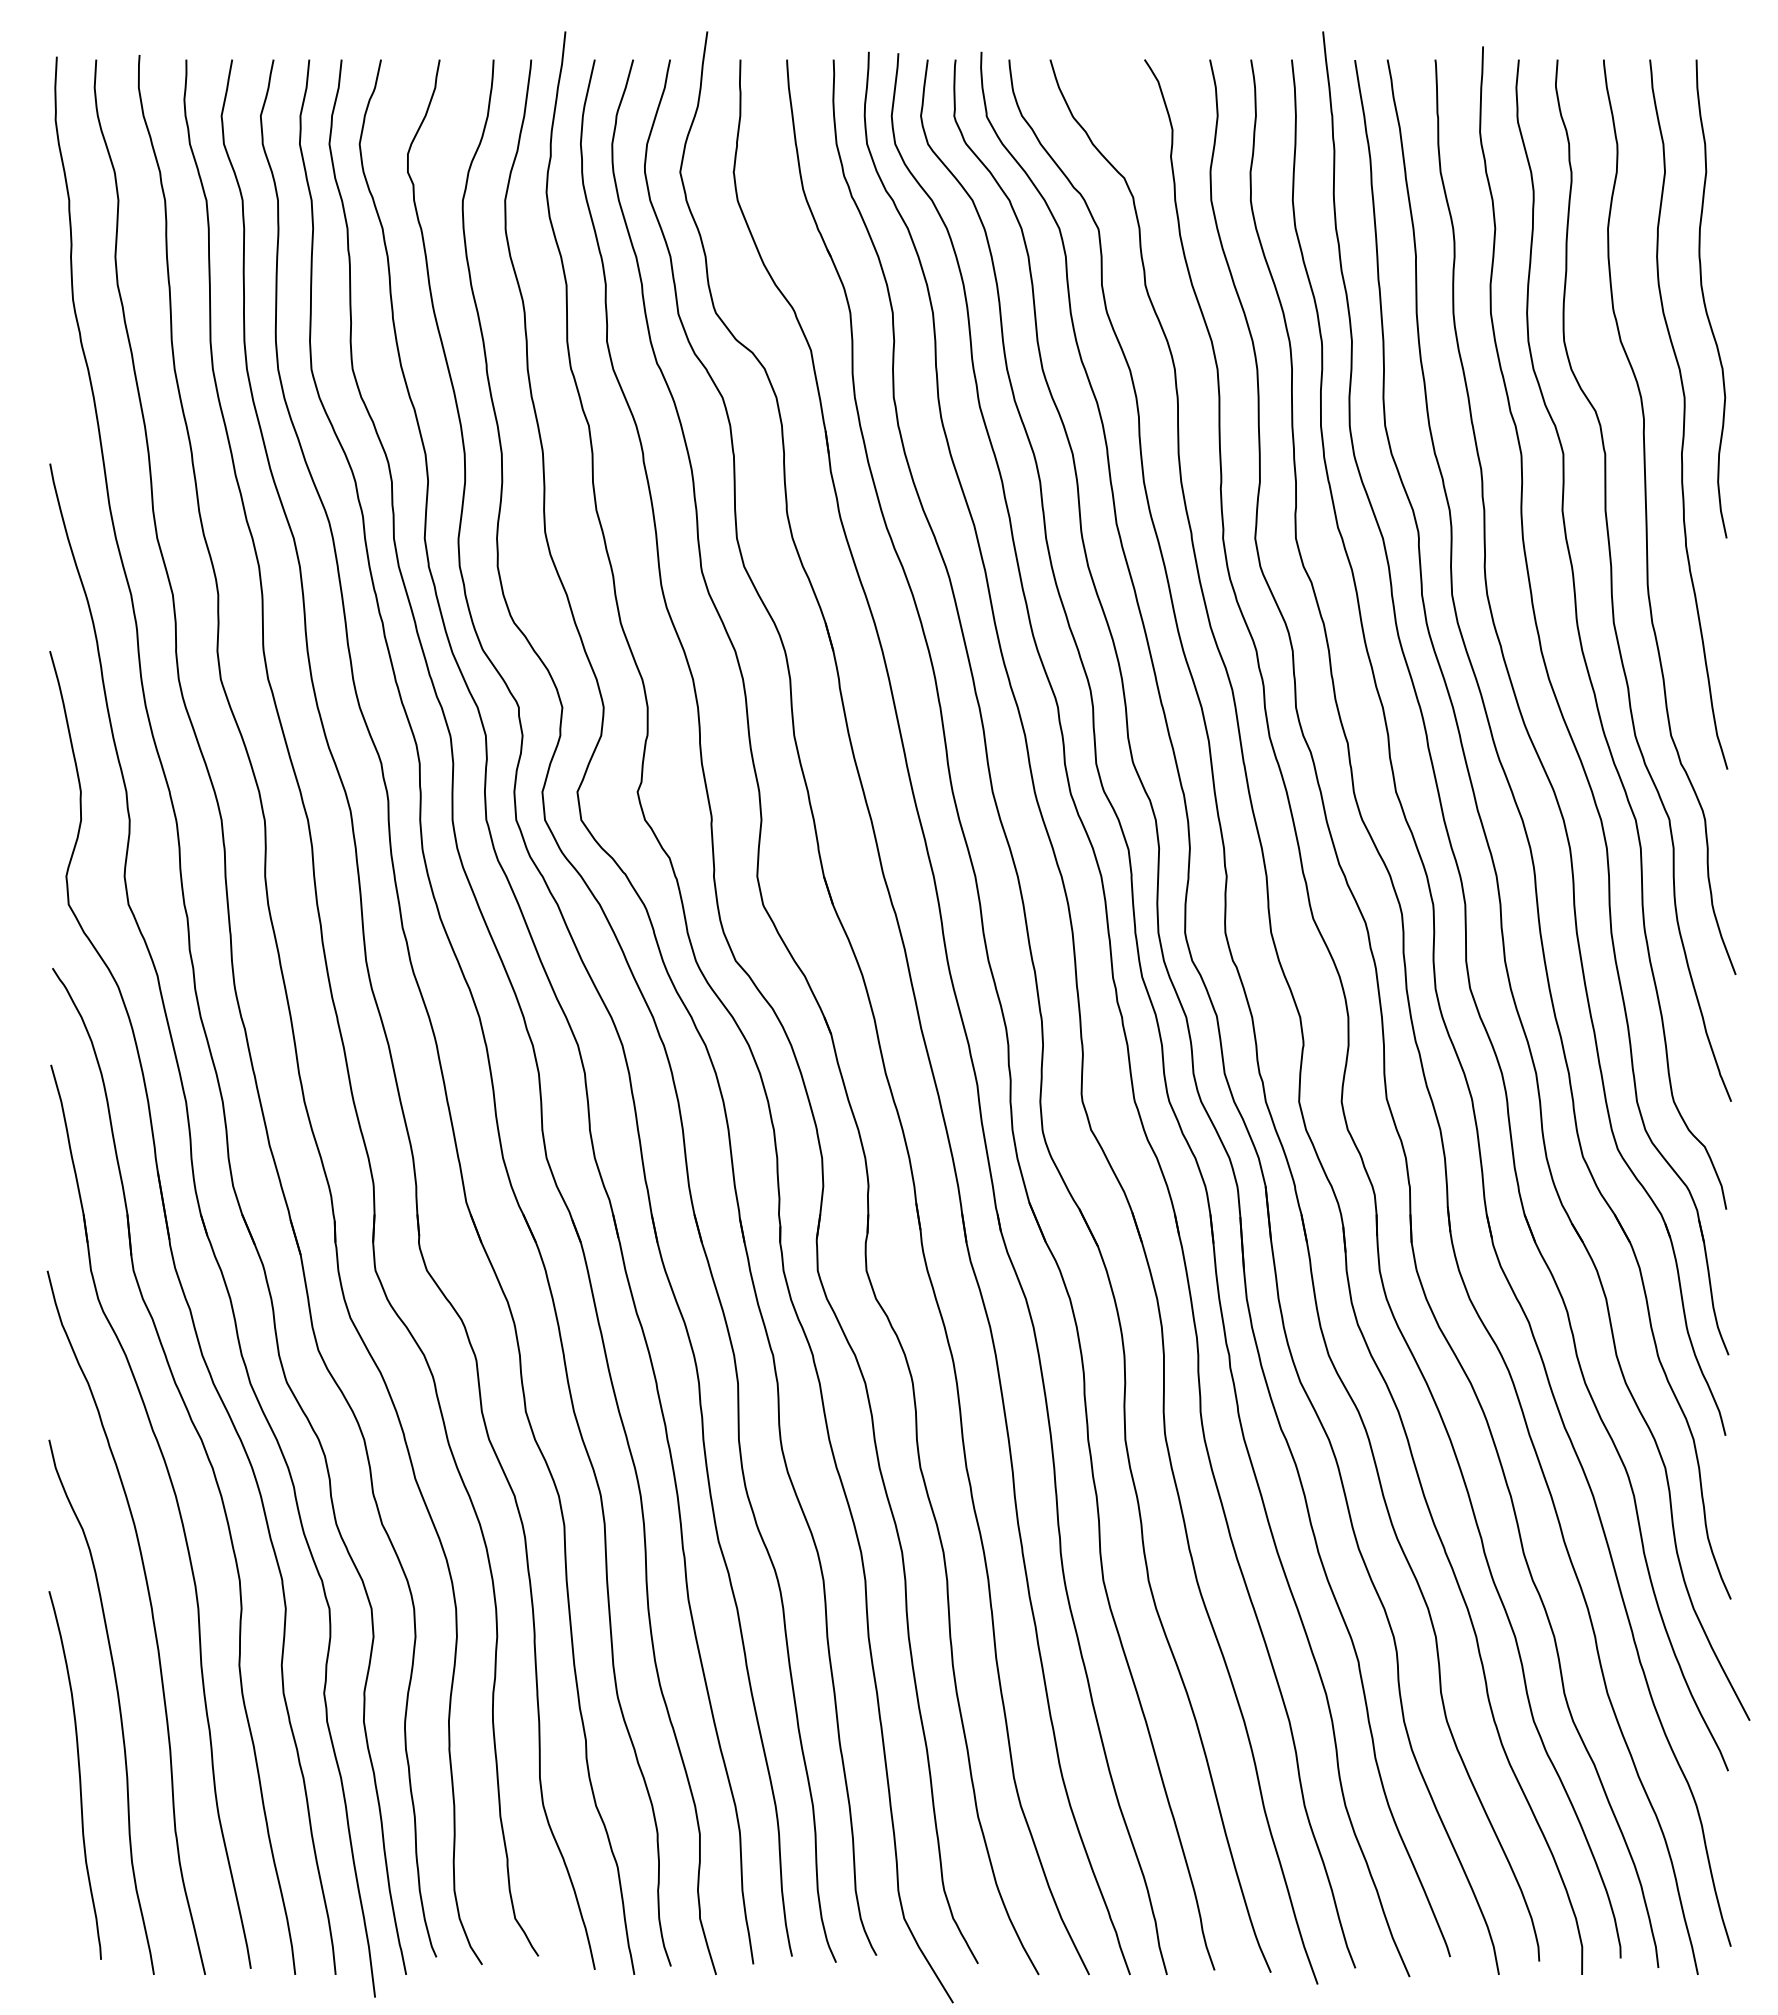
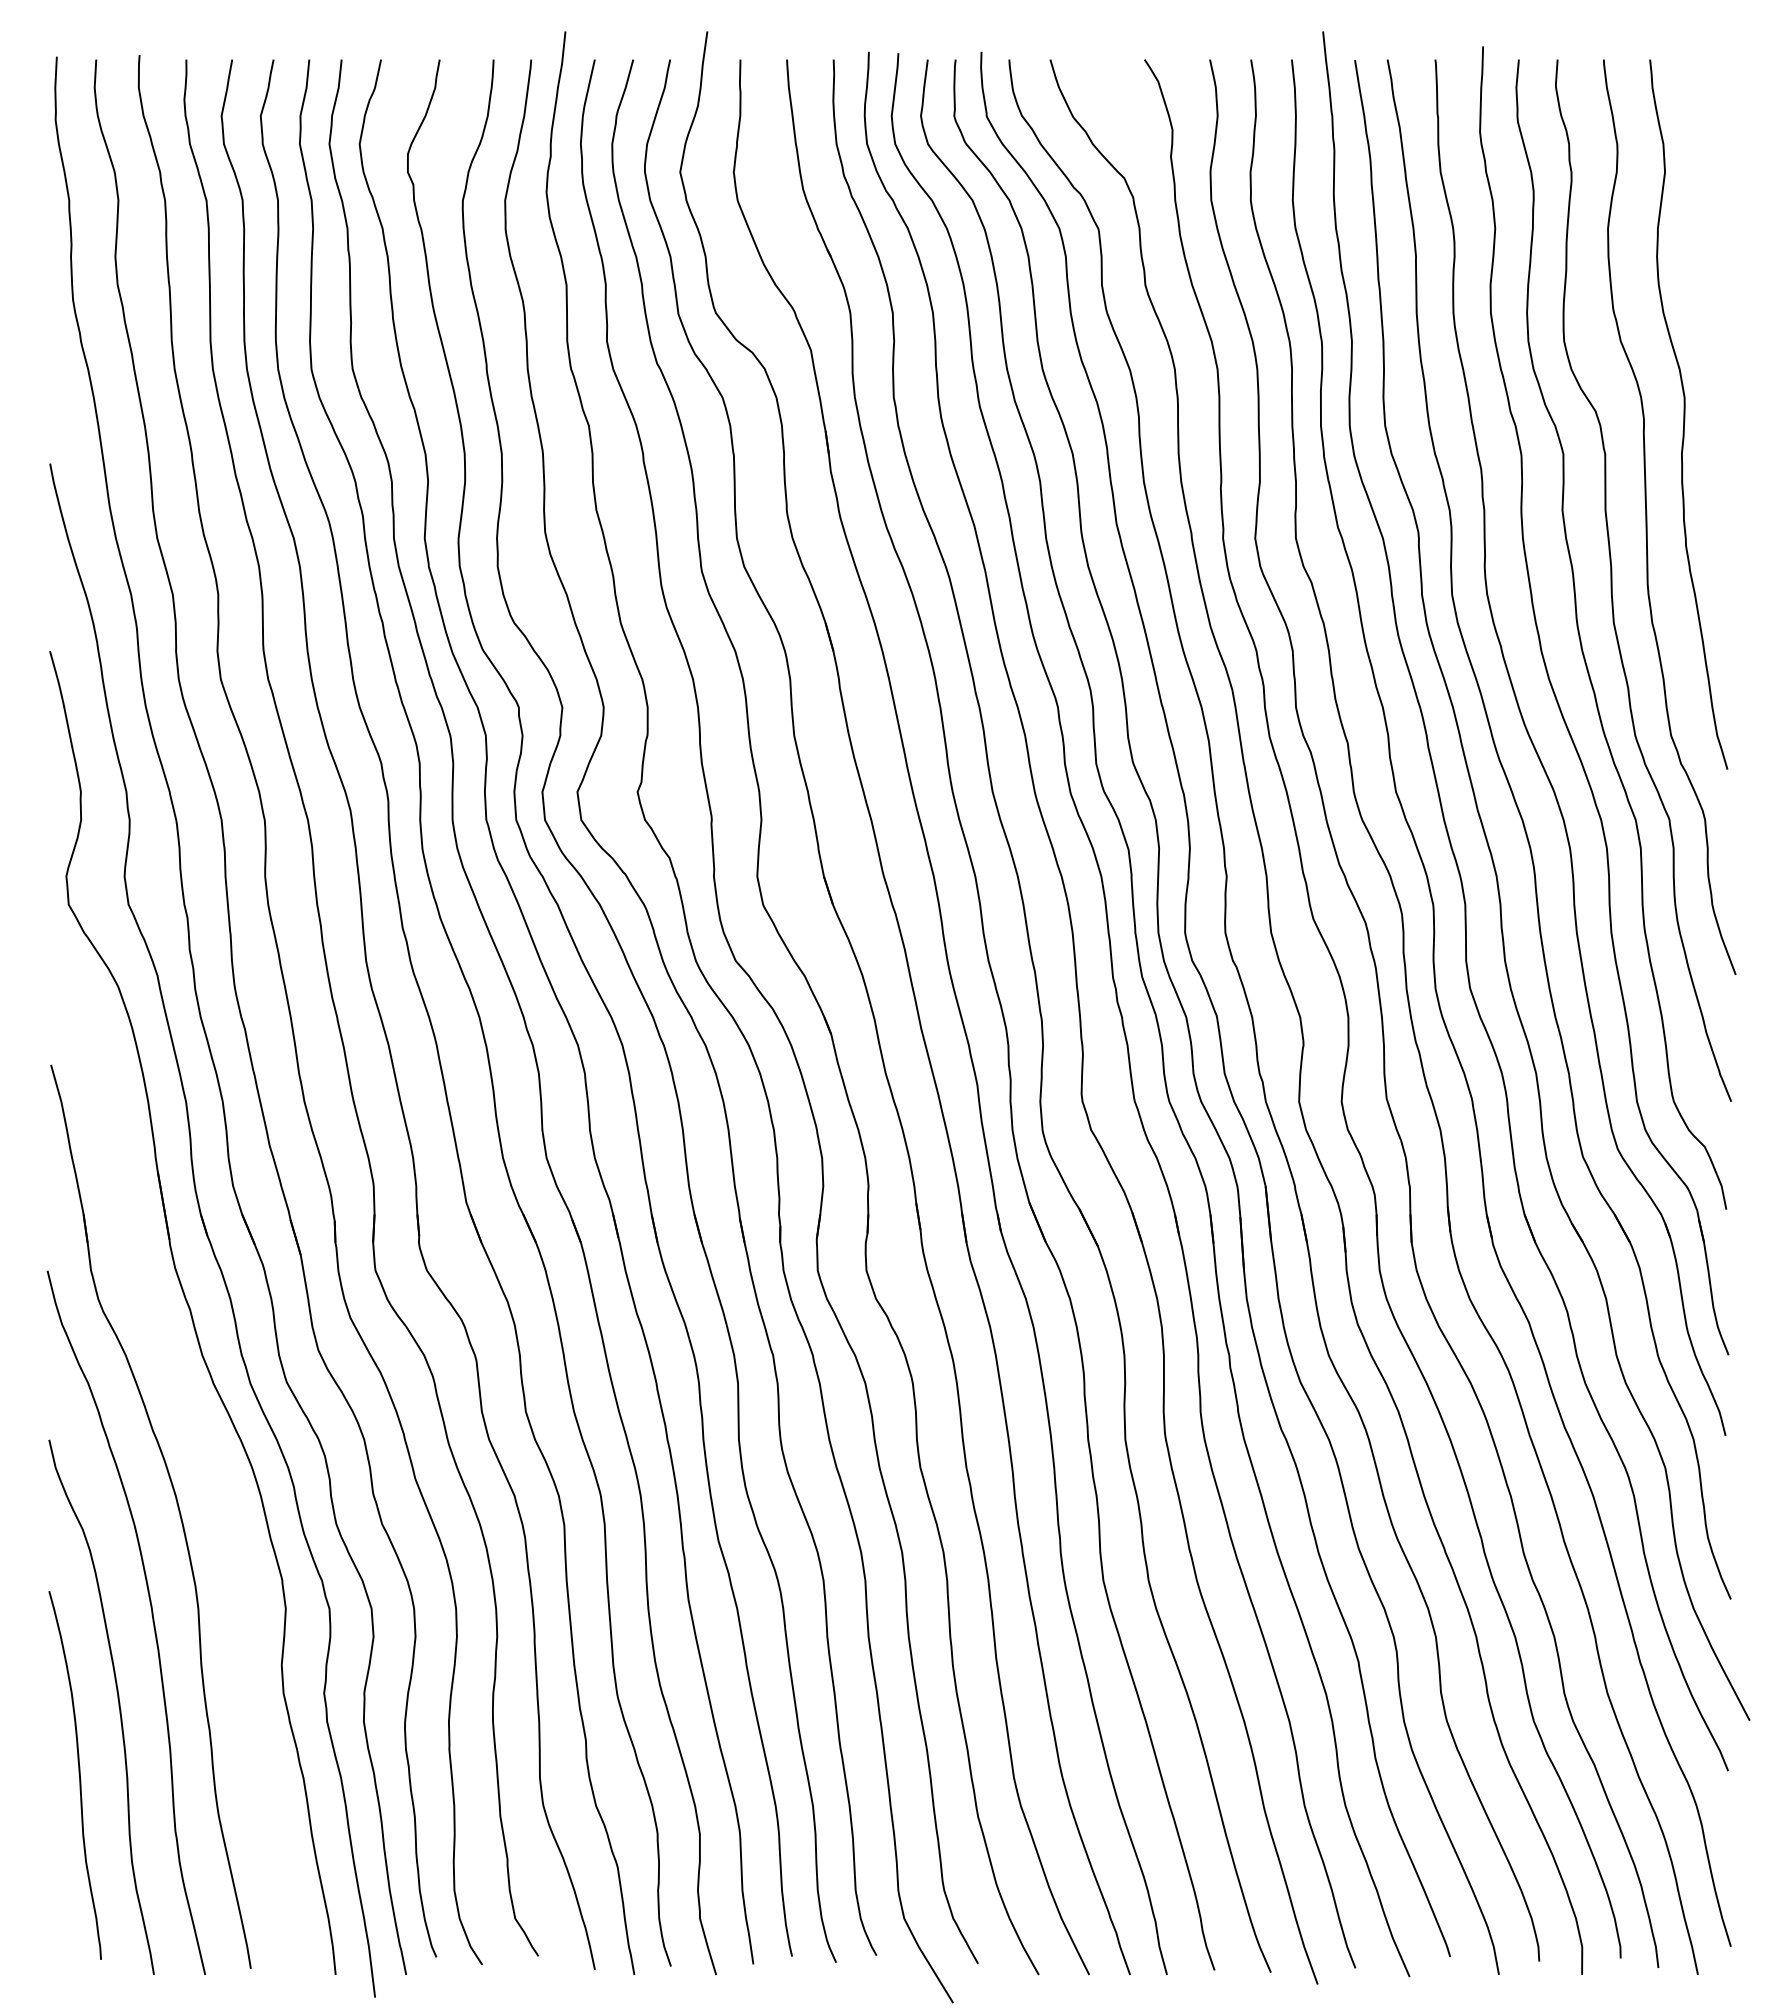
curve: present -> none (1705, 301)
part: present -> none (207, 1459)
